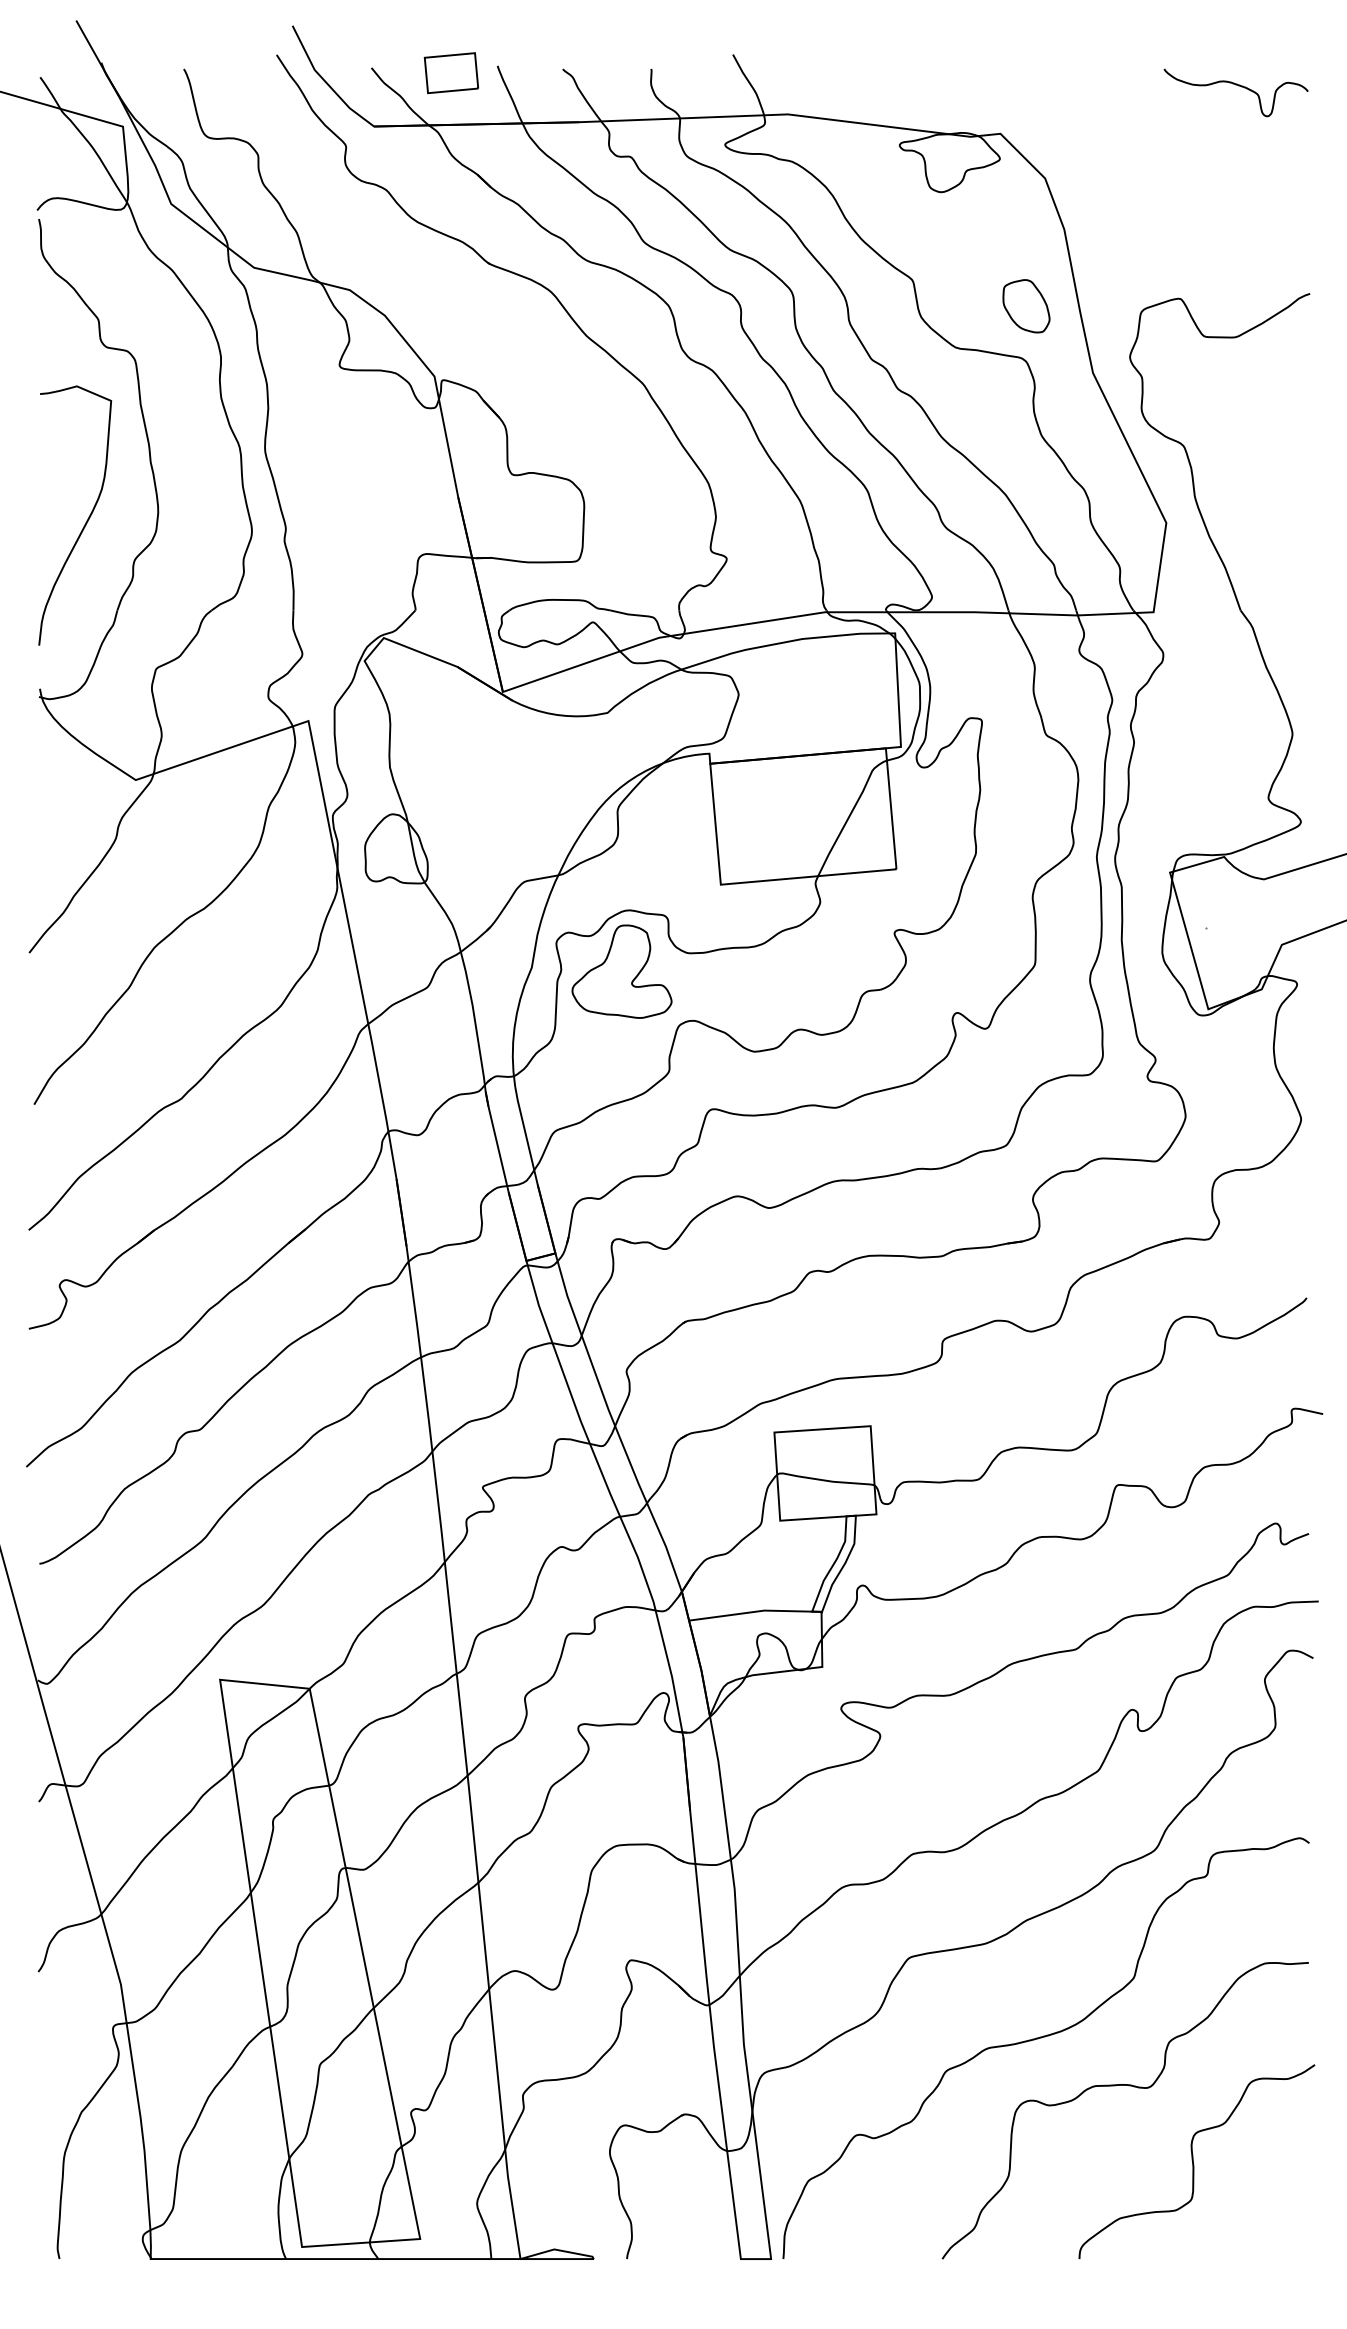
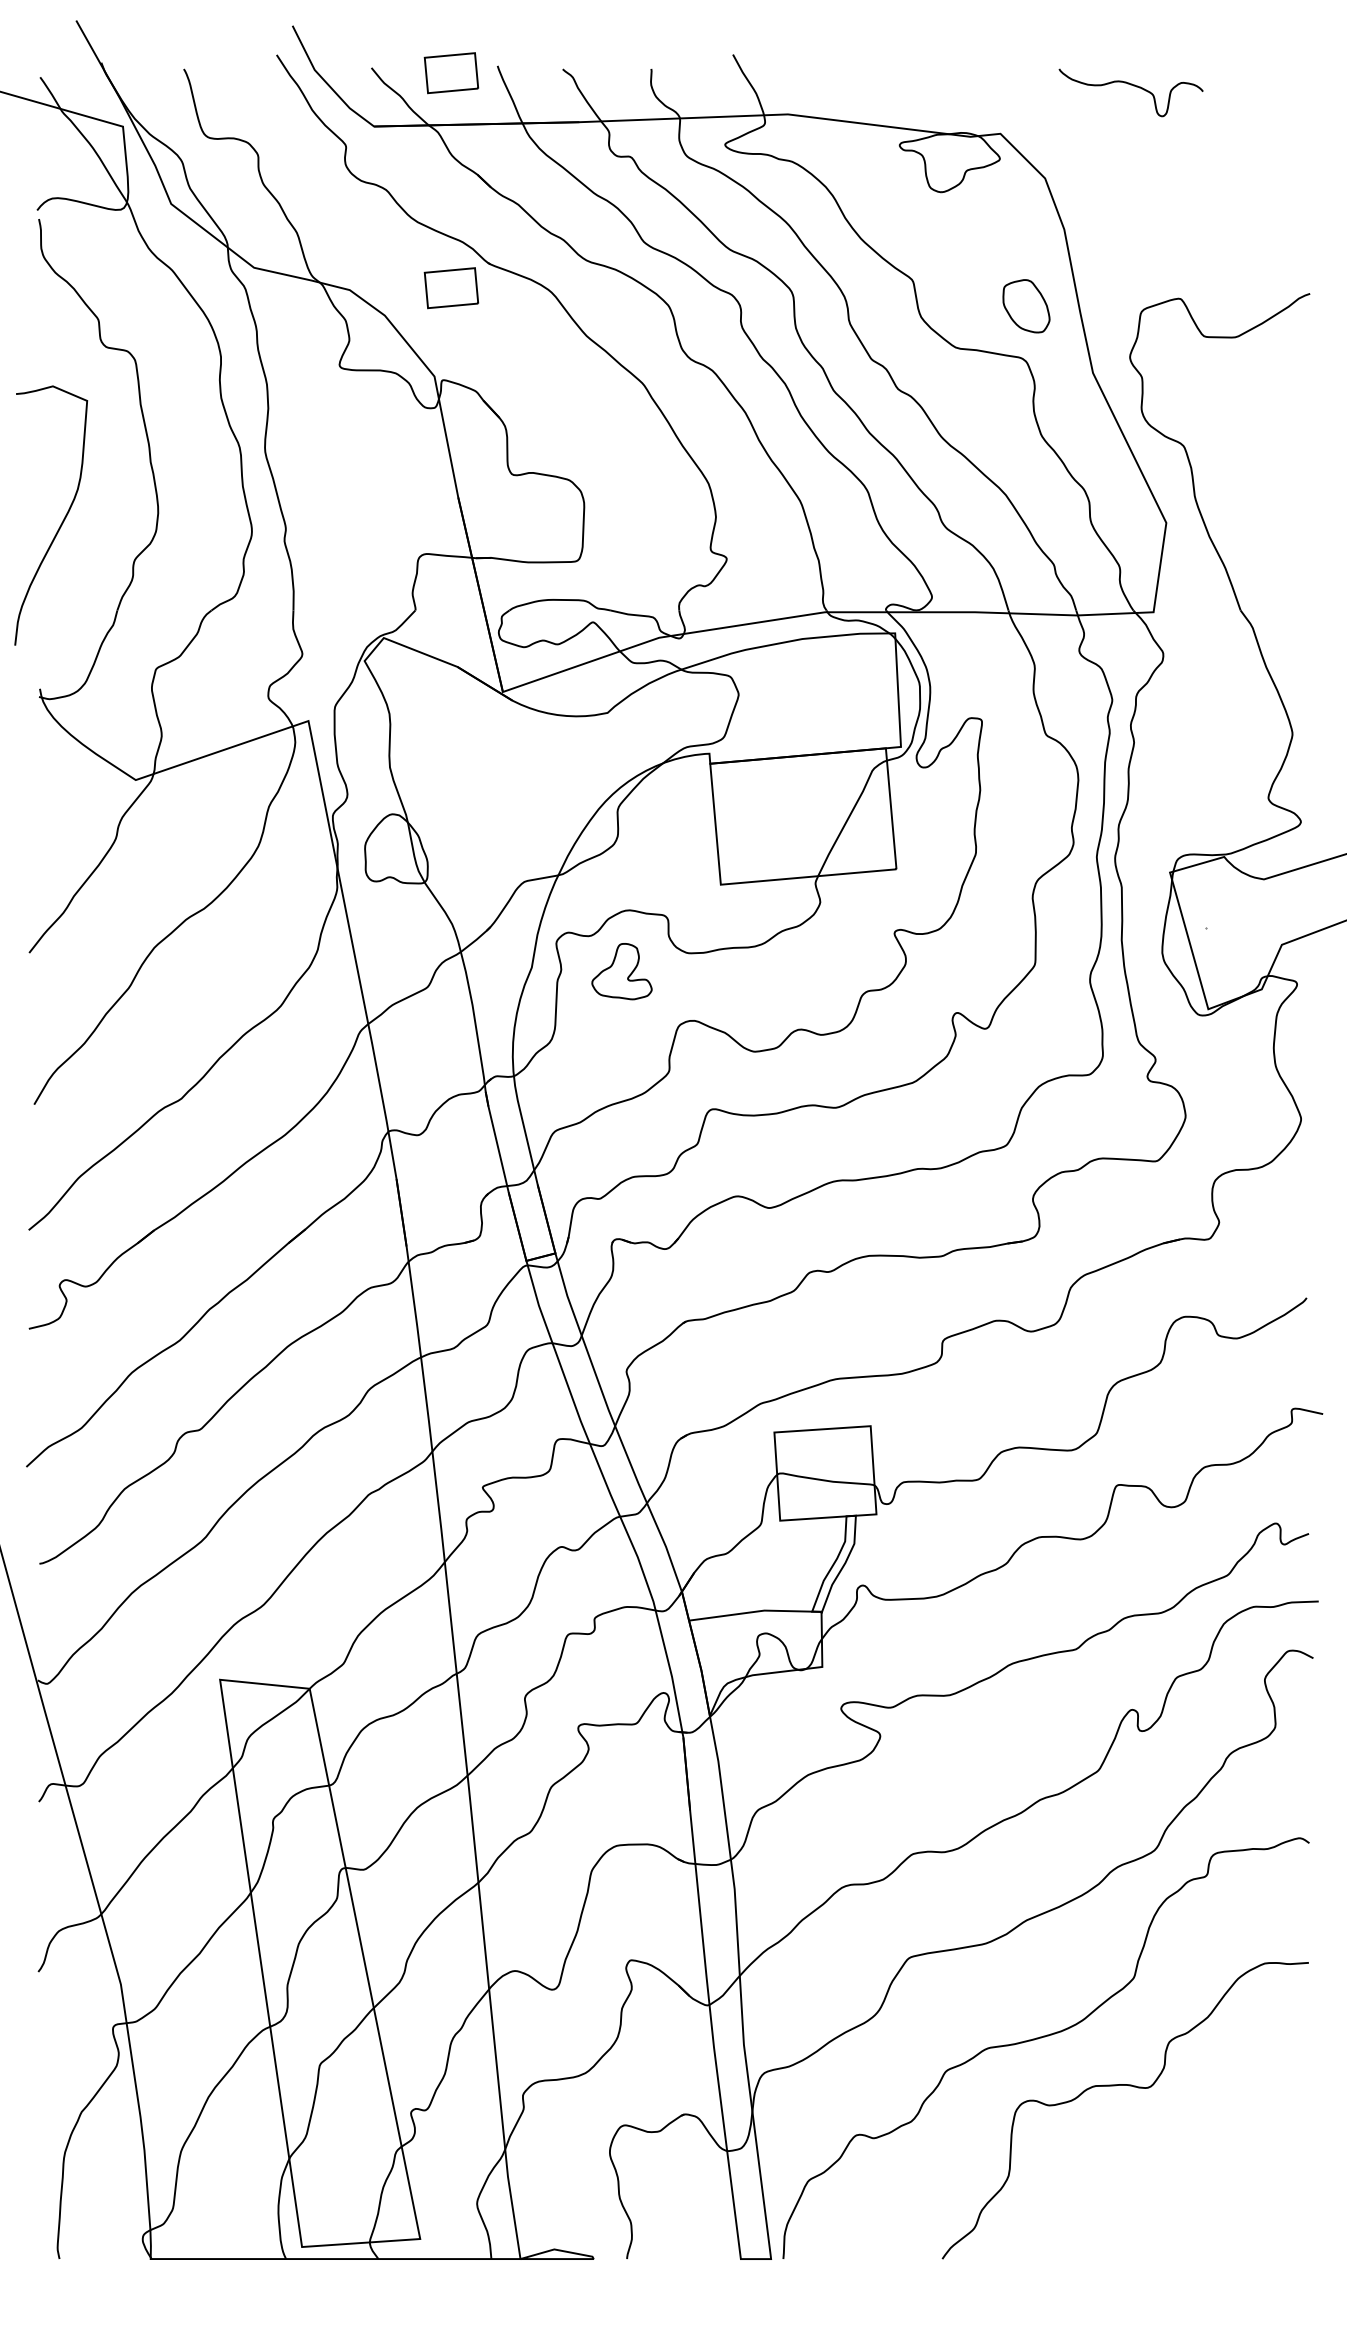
curve position: (1238, 86) -> (1133, 86) (1133, 86)
part: none -> present (451, 288)
curve position: (86, 520) -> (62, 520) (62, 520)
part size: 102x95 px -> 62x58 px (621, 971)
curve: present -> none (1193, 2161)
